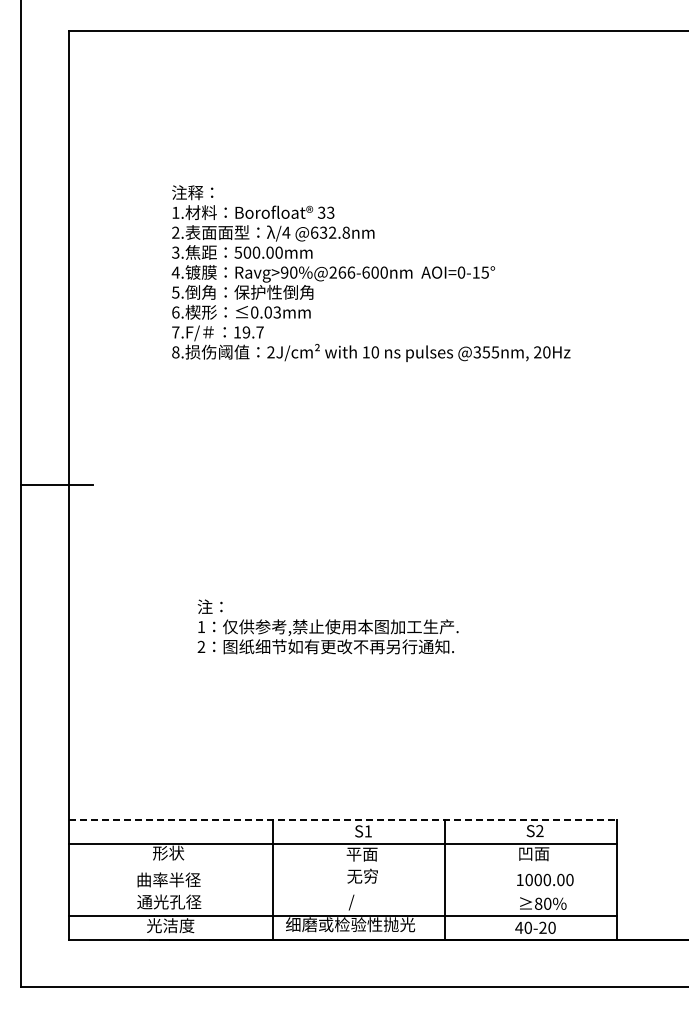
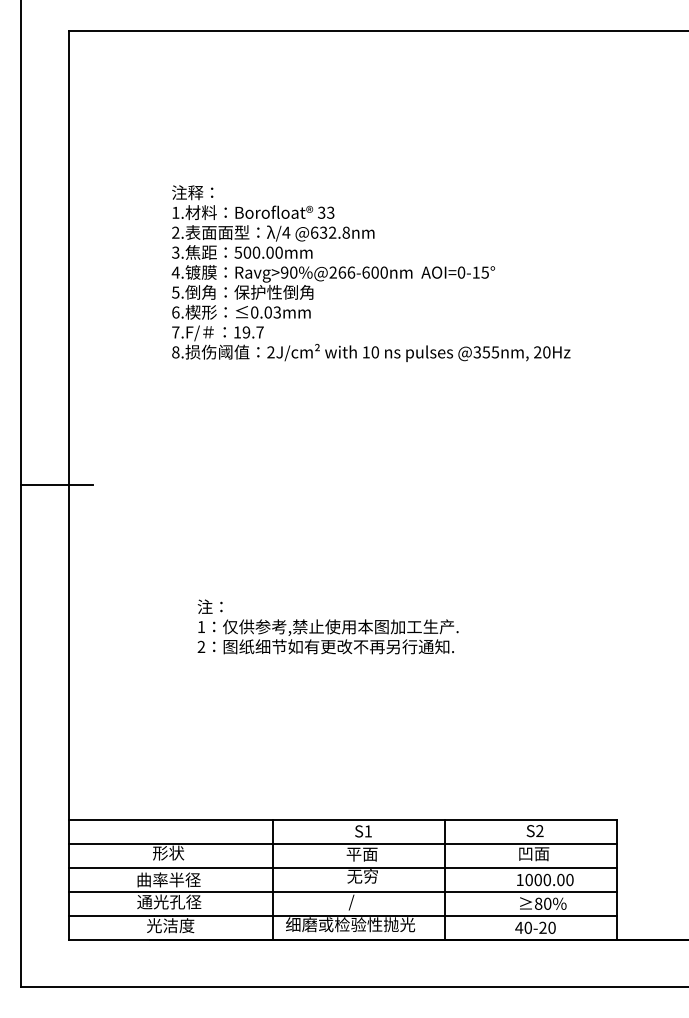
line: dashed -> solid (343, 819)
line: none -> present (342, 867)
line: none -> present (342, 891)
